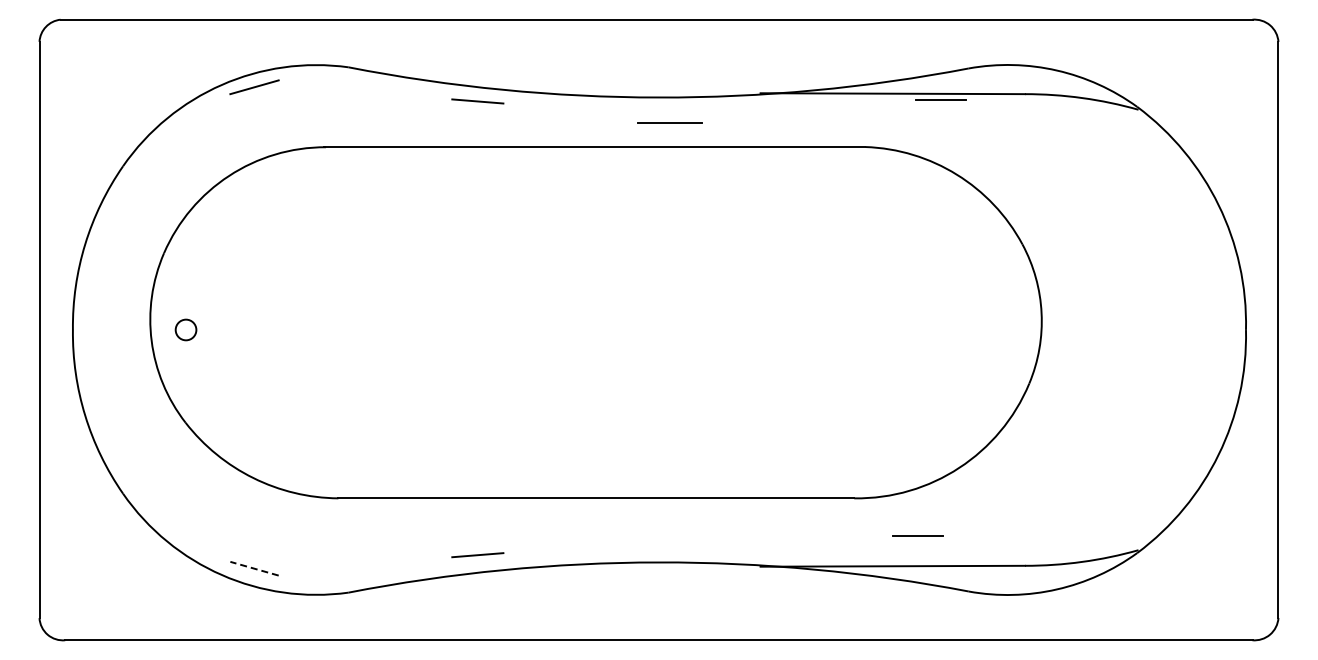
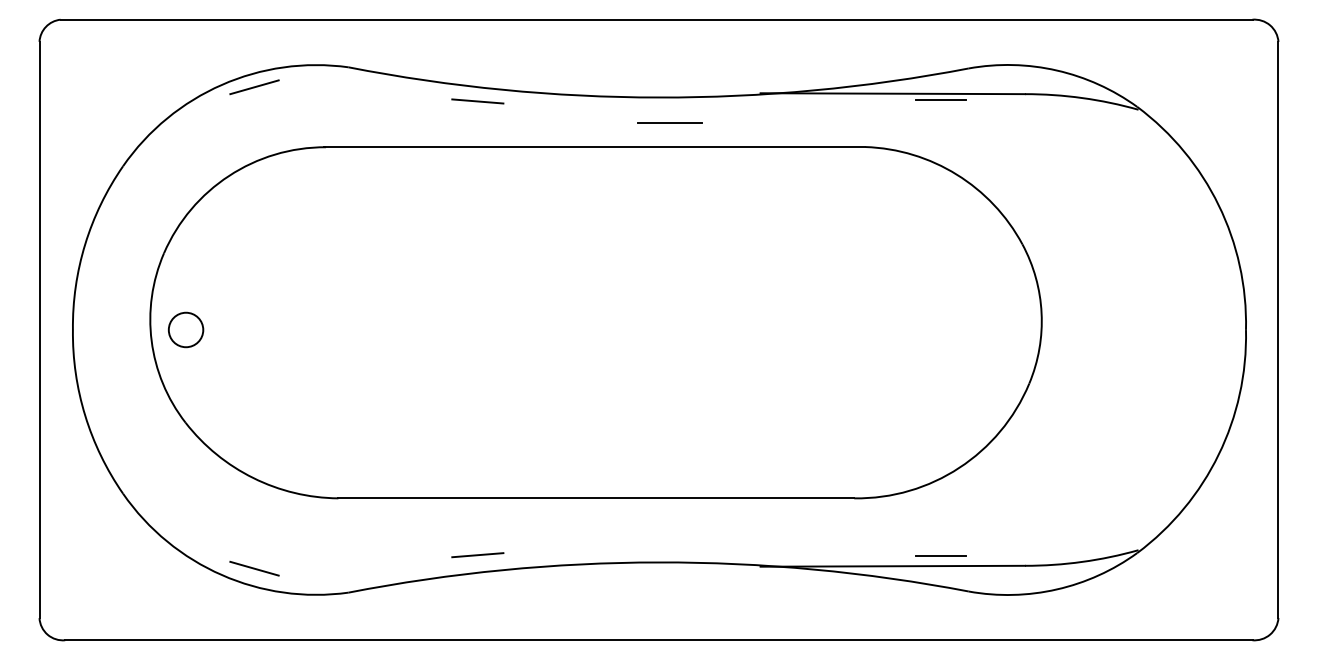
circle diameter: 21 px -> 34 px (185, 329)
line position: (917, 535) -> (940, 555) (940, 555)
line: dashed -> solid (254, 568)
